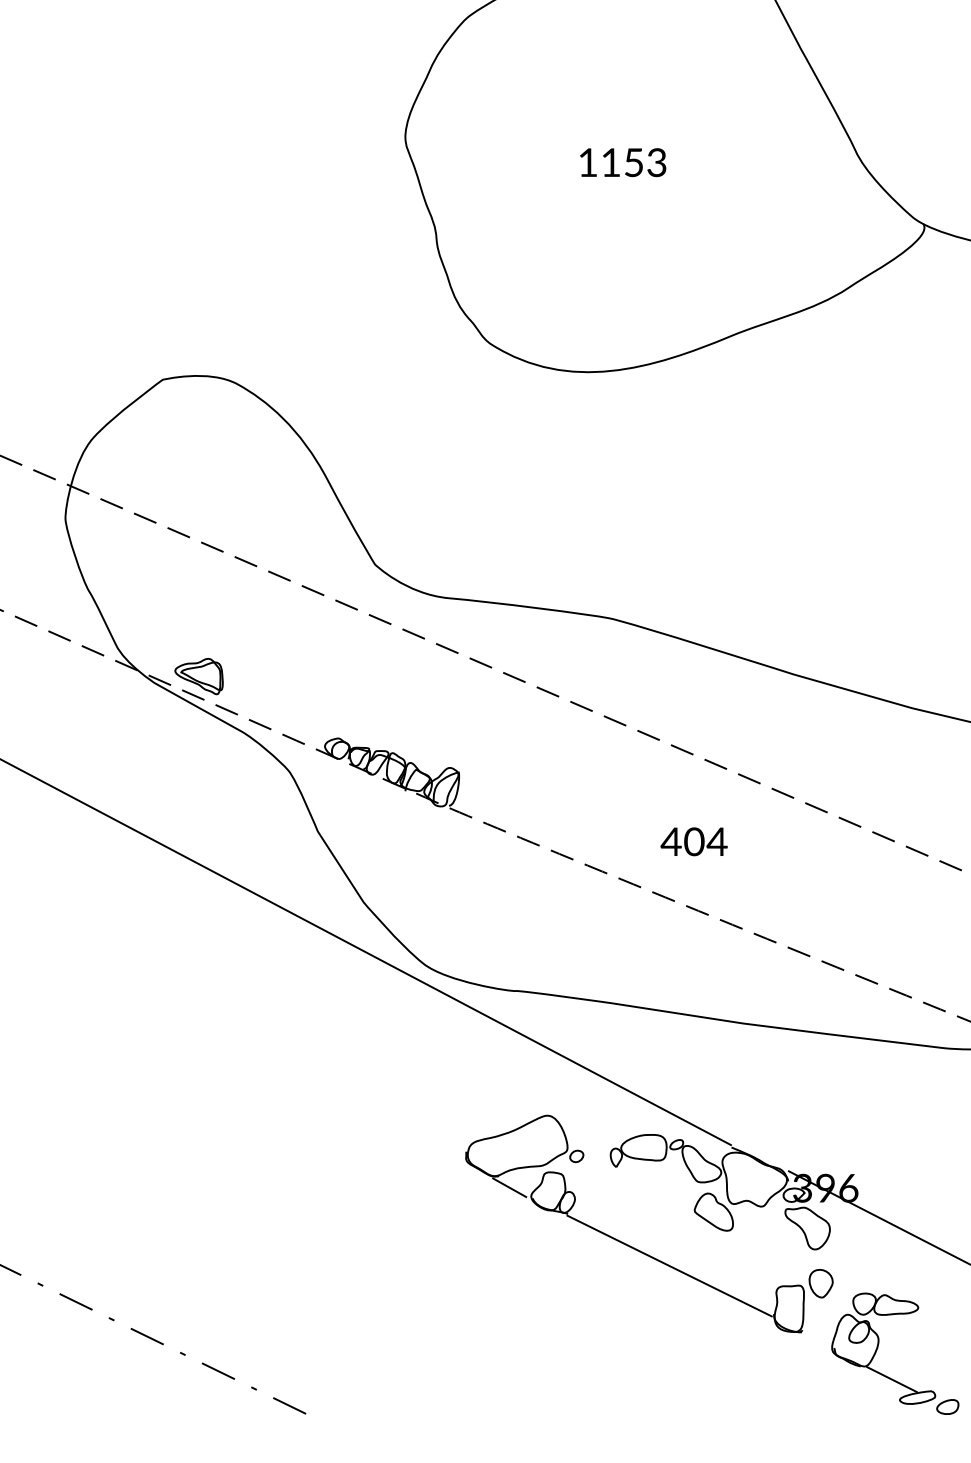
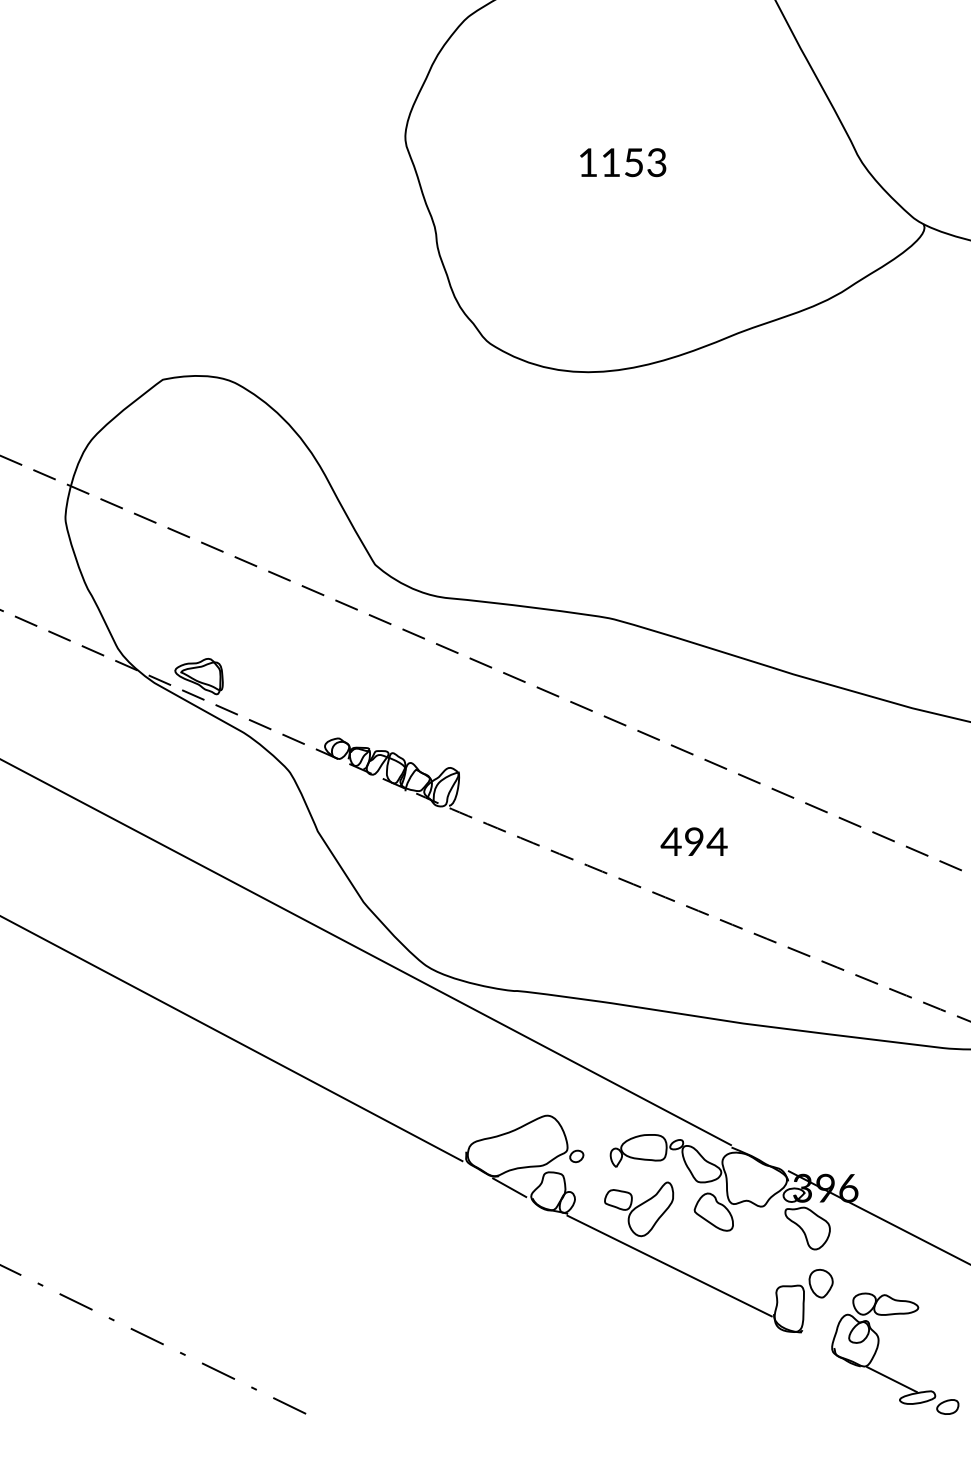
text: 404 -> 494 (694, 842)
line: none -> present (232, 1039)
part: none -> present (639, 1209)
